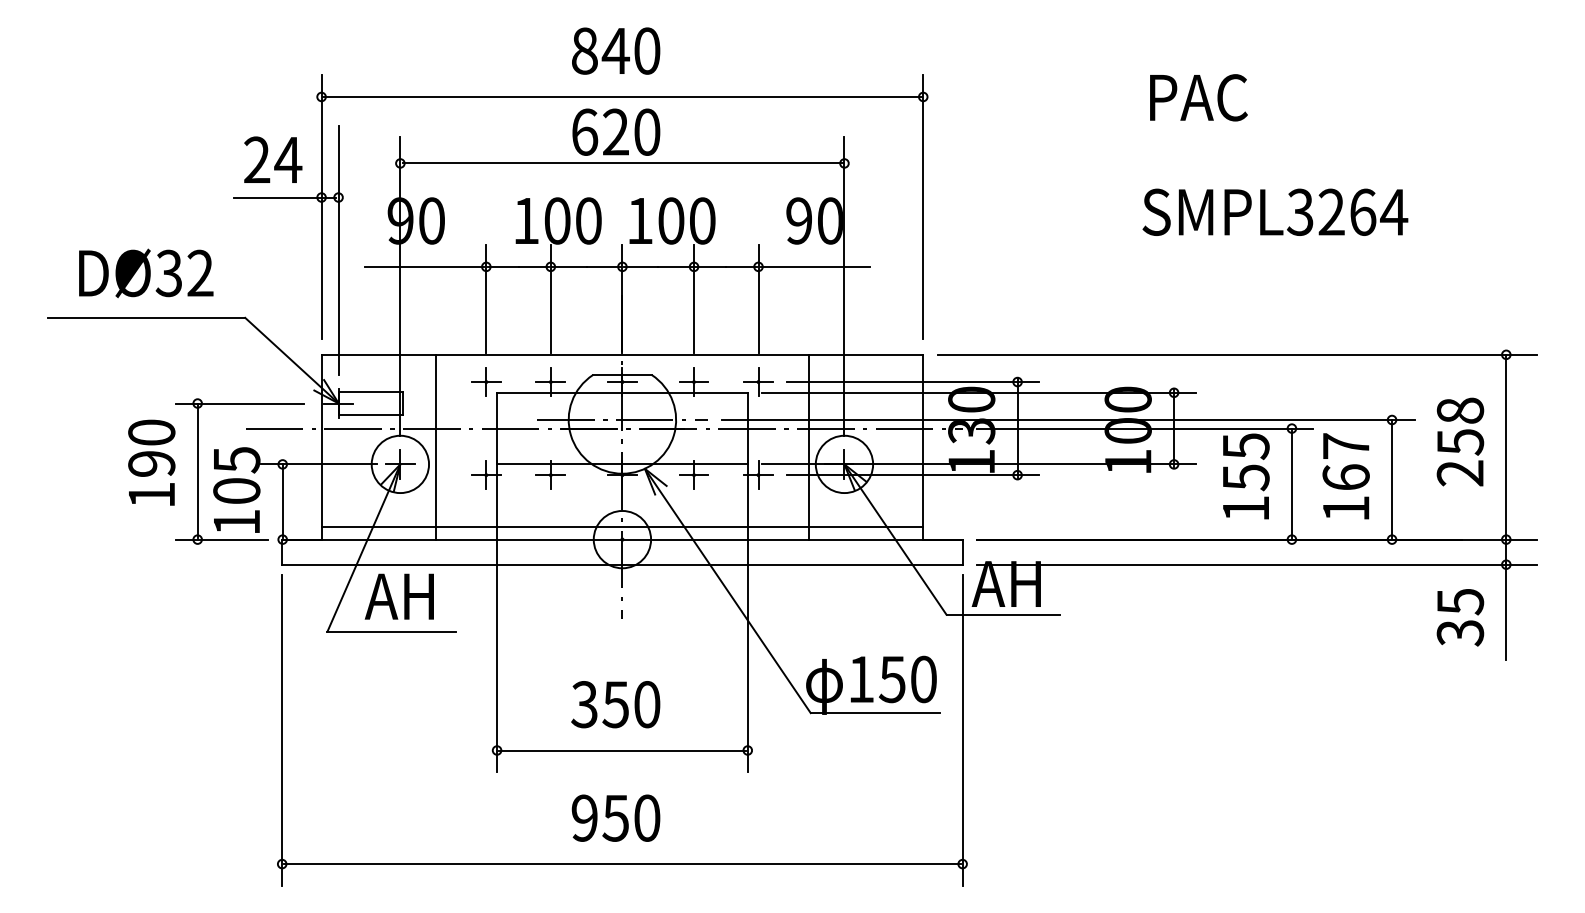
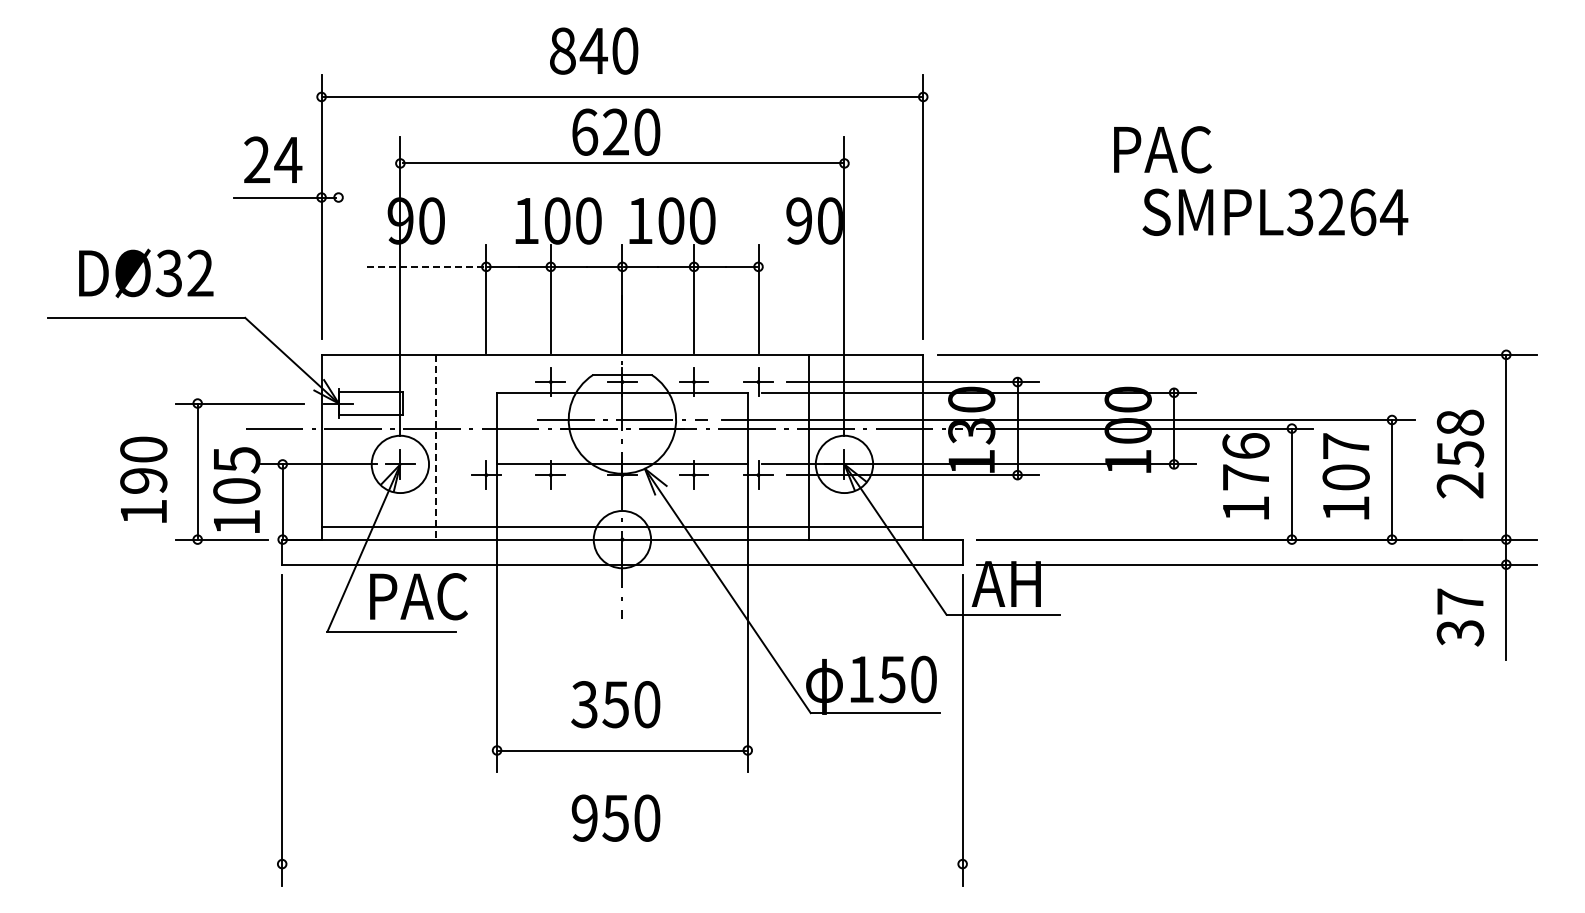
text position: (616, 50) -> (594, 50) (594, 50)
text position: (1198, 97) -> (1162, 149) (1162, 149)
line: present -> none (338, 249)
line: solid -> dashed (424, 266)
line: present -> none (815, 266)
part: present -> none (486, 381)
text position: (1460, 441) -> (1460, 453) (1460, 453)
line: solid -> dashed (436, 447)
text position: (151, 462) -> (143, 479) (143, 479)
text: 155 -> 176 (1245, 462)
text: 167 -> 107 (1345, 477)
text: AH -> PAC (415, 596)
text: 35 -> 37 (1460, 601)
line: present -> none (622, 864)
